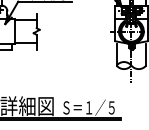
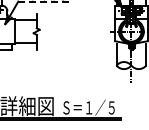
line: solid -> dashed (45, 1)
